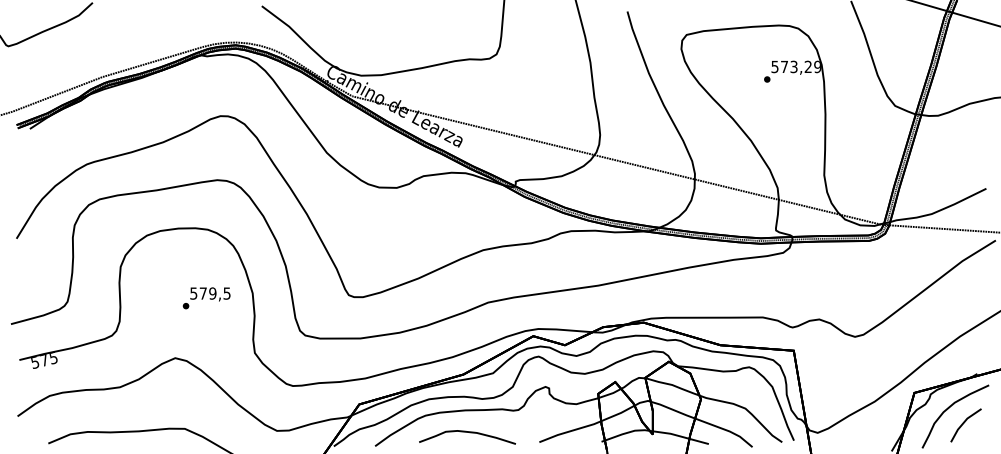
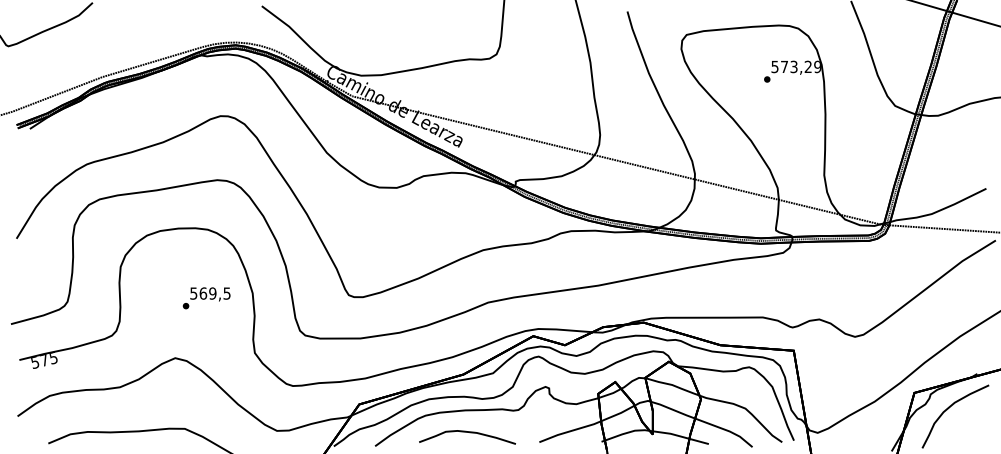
text: 579,5 -> 569,5 (203, 293)
line: present -> none (964, 423)
